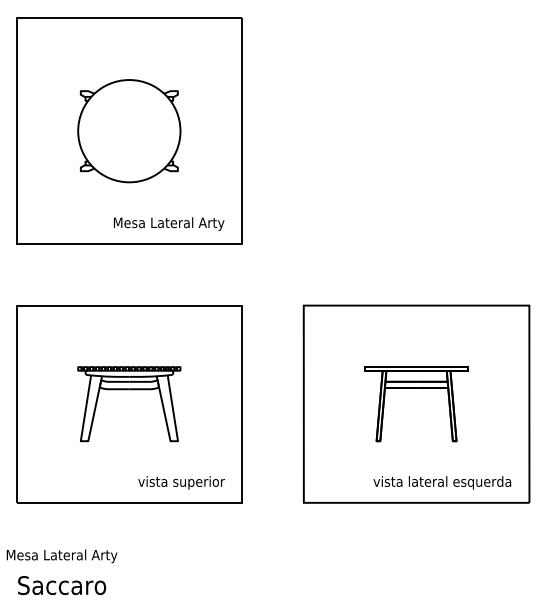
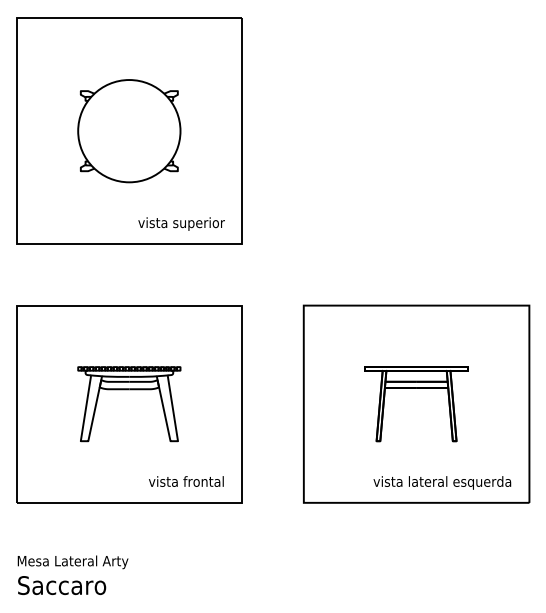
text: Mesa Lateral Arty -> vista superior (168, 223)
text: vista superior -> vista frontal (181, 482)
text position: (61, 556) -> (72, 562) (72, 562)
